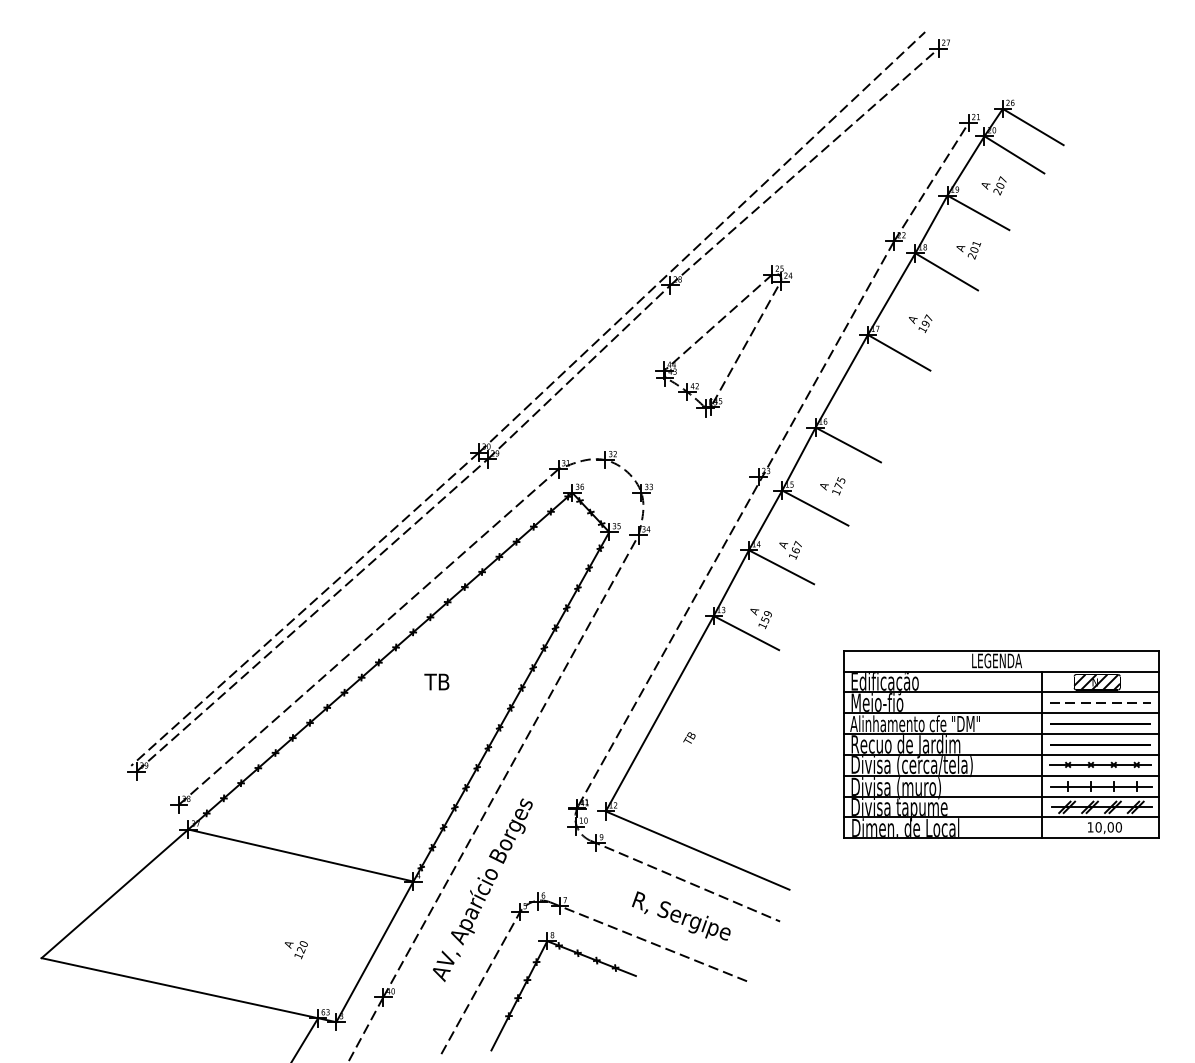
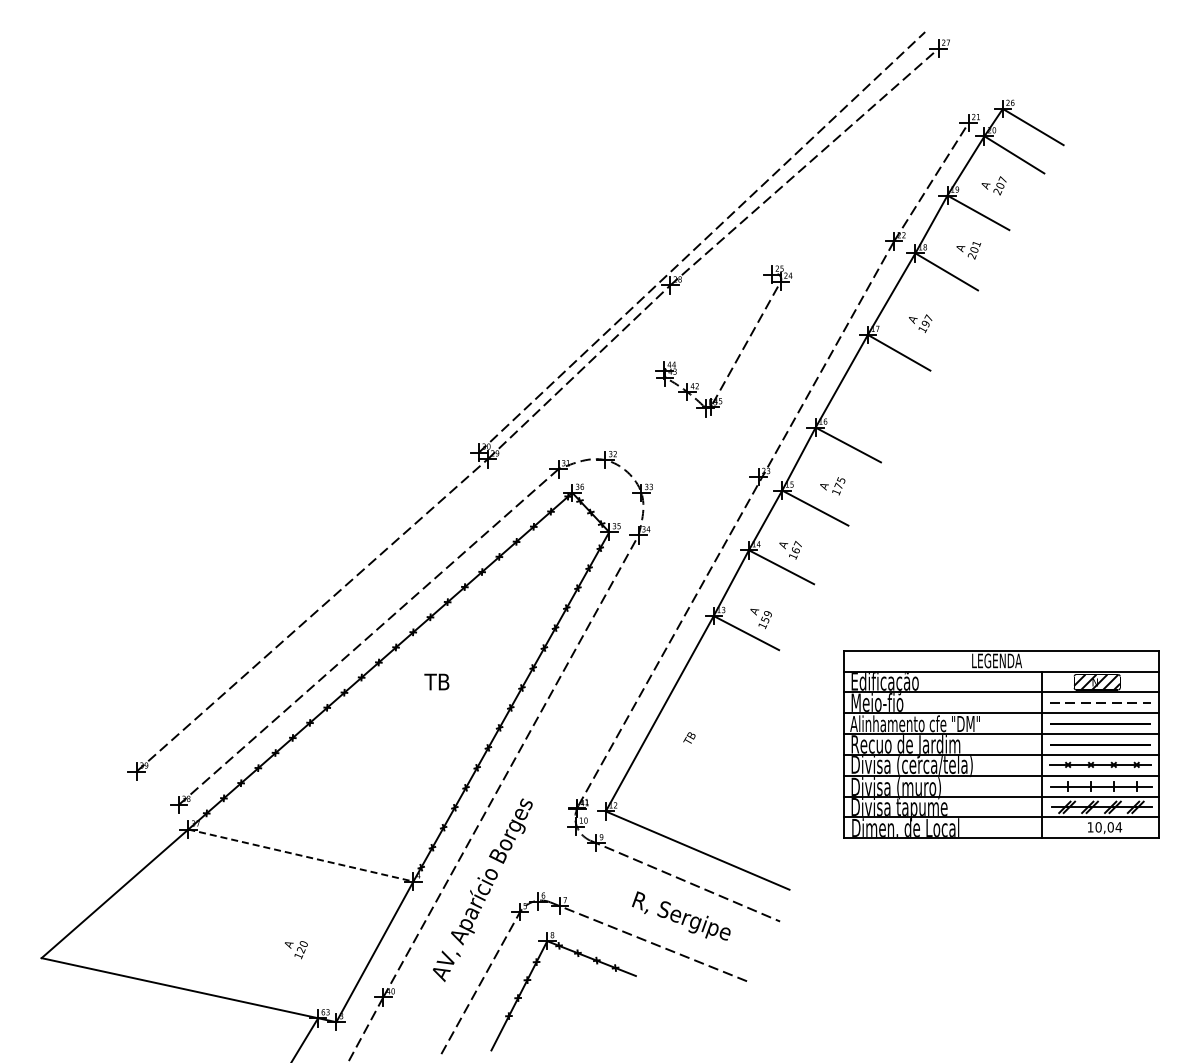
line: present -> none (719, 321)
line: present -> none (304, 608)
text: 10,00 -> 10,04 (1118, 827)
line: solid -> dashed (301, 855)
